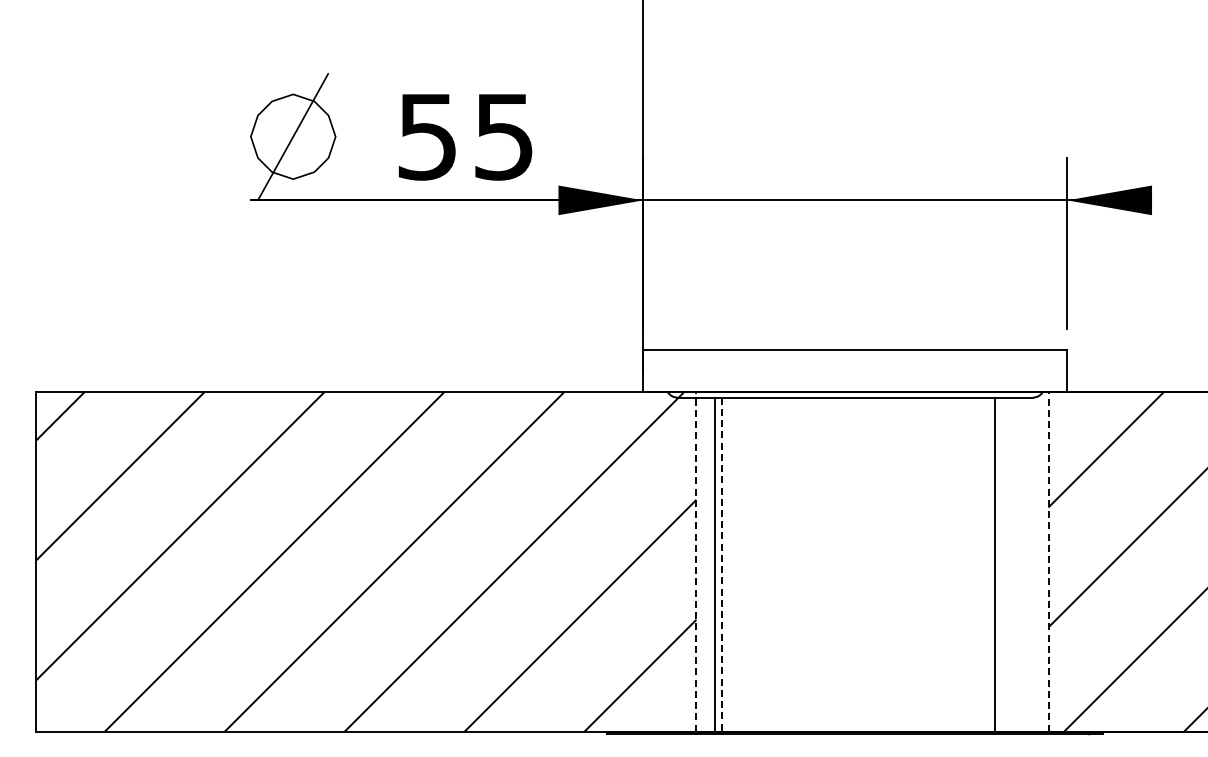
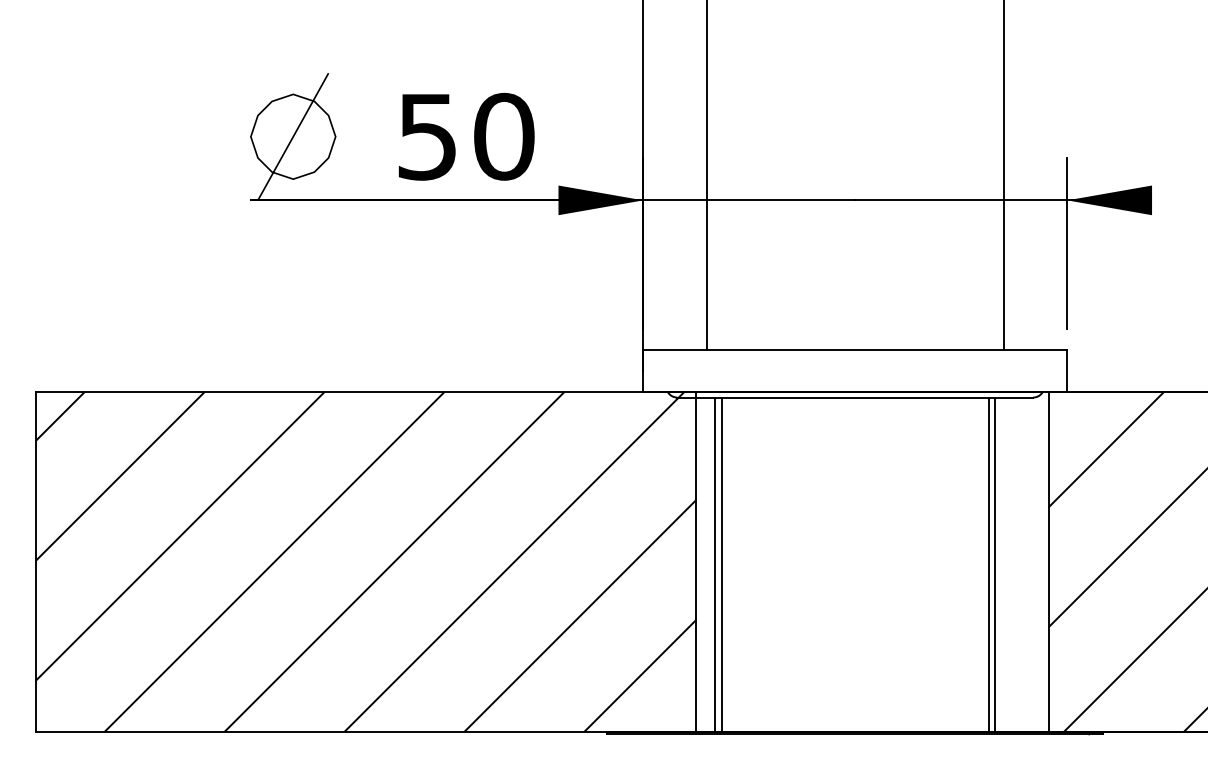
text: 55 -> 50 (504, 136)
line: none -> present (706, 176)
line: none -> present (1003, 176)
line: dashed -> solid (696, 562)
line: dashed -> solid (1048, 562)
line: dashed -> solid (721, 564)
line: none -> present (989, 564)
